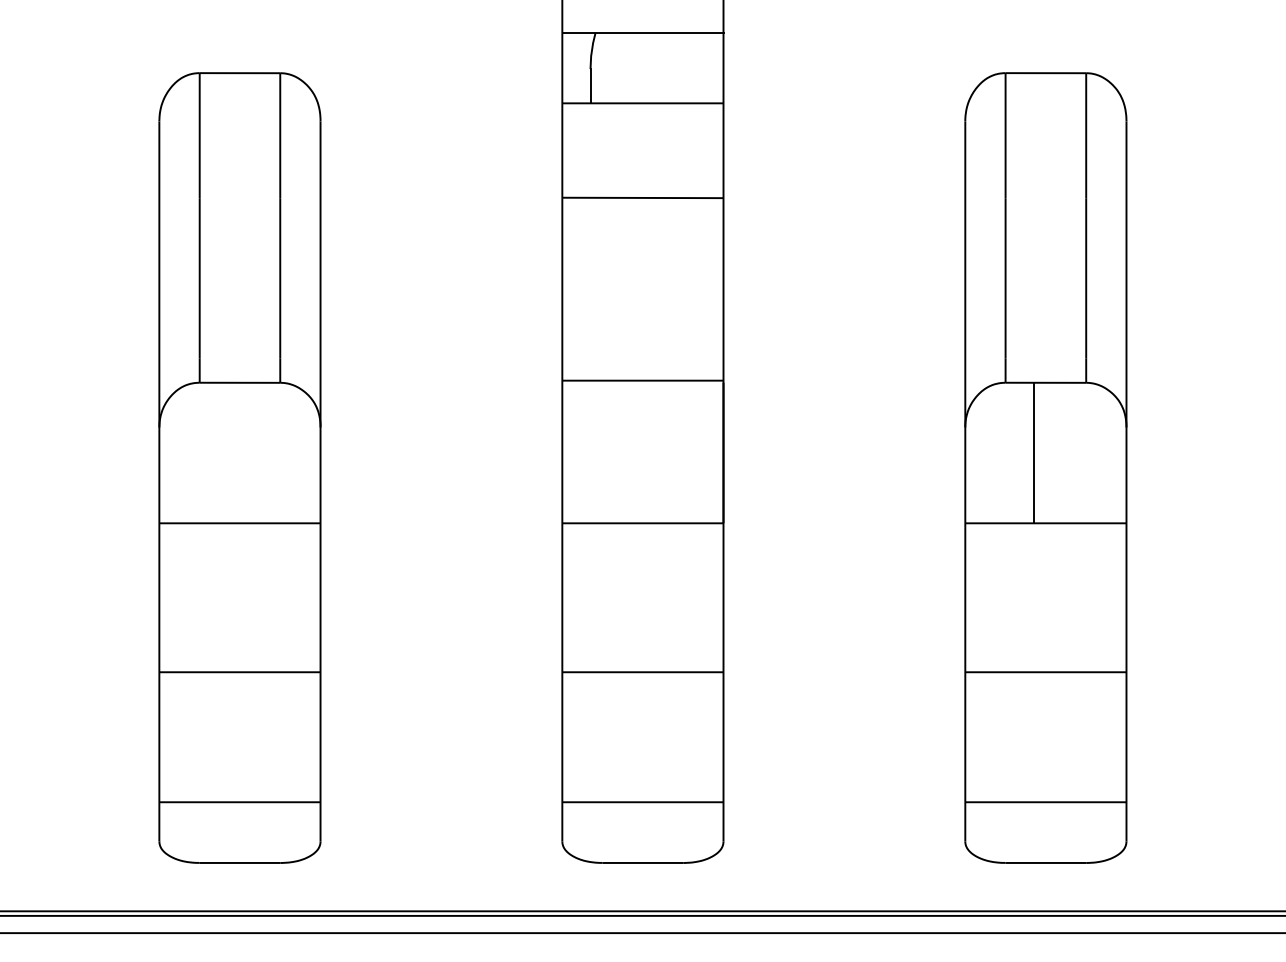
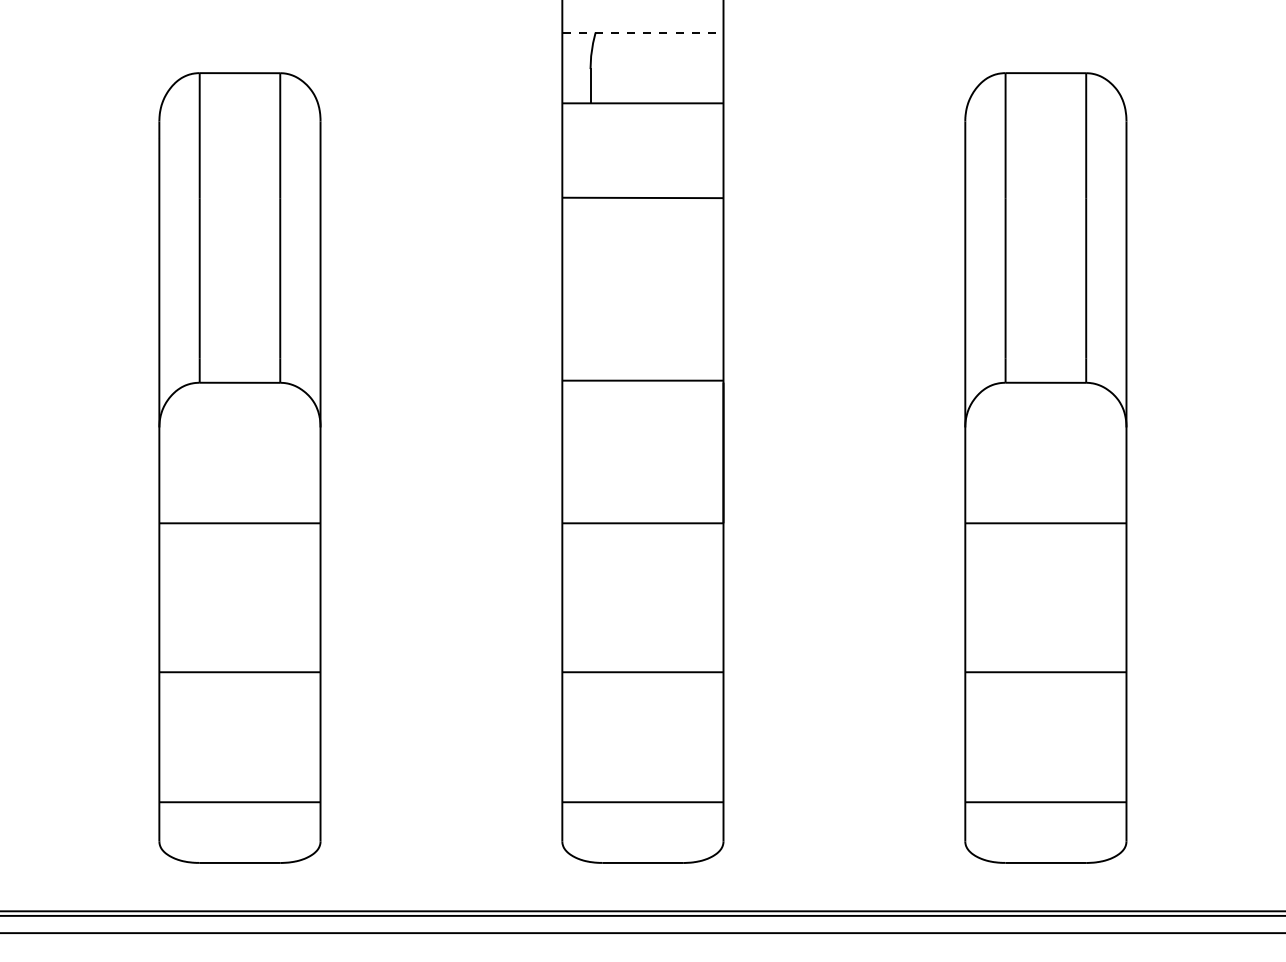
line: solid -> dashed (643, 32)
line: present -> none (1033, 452)
